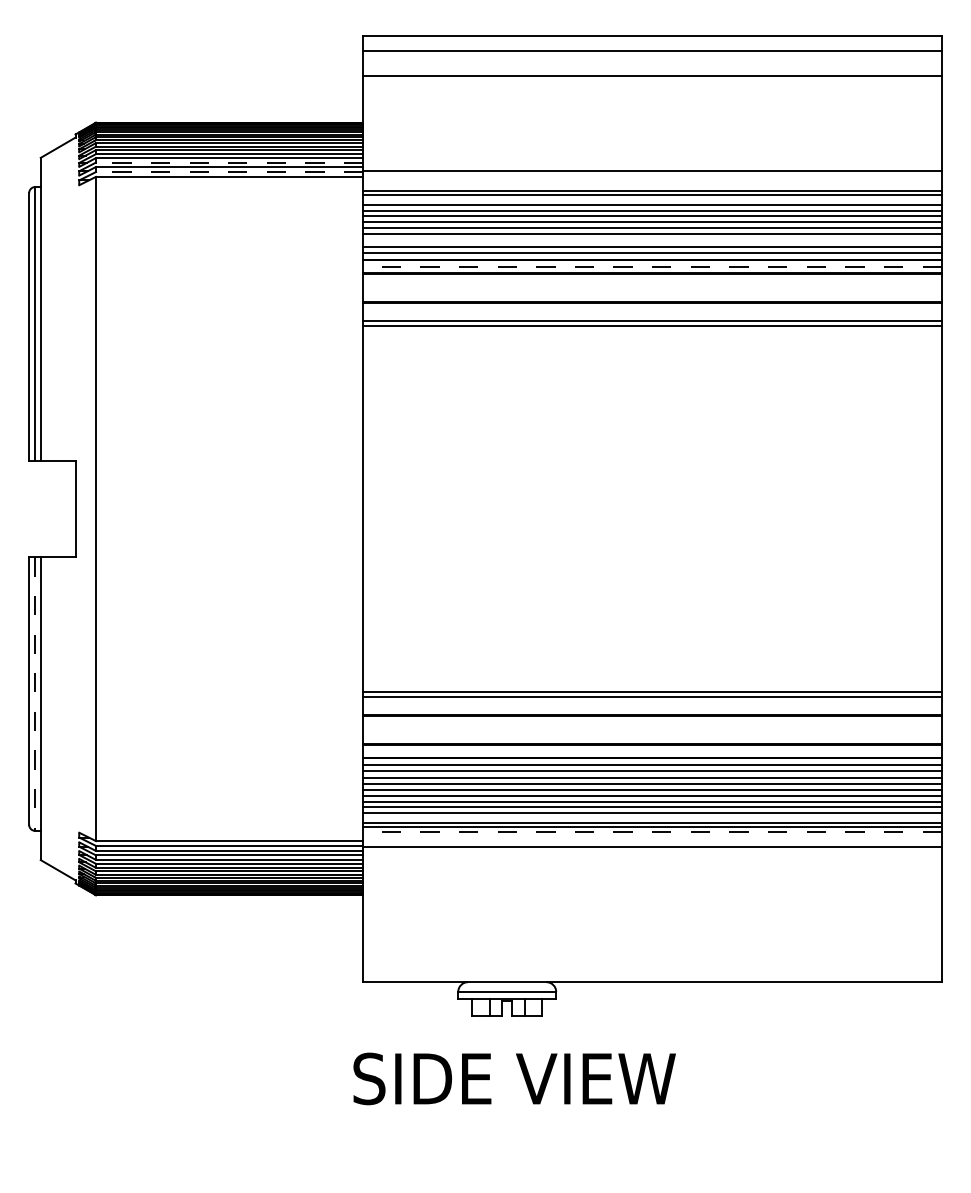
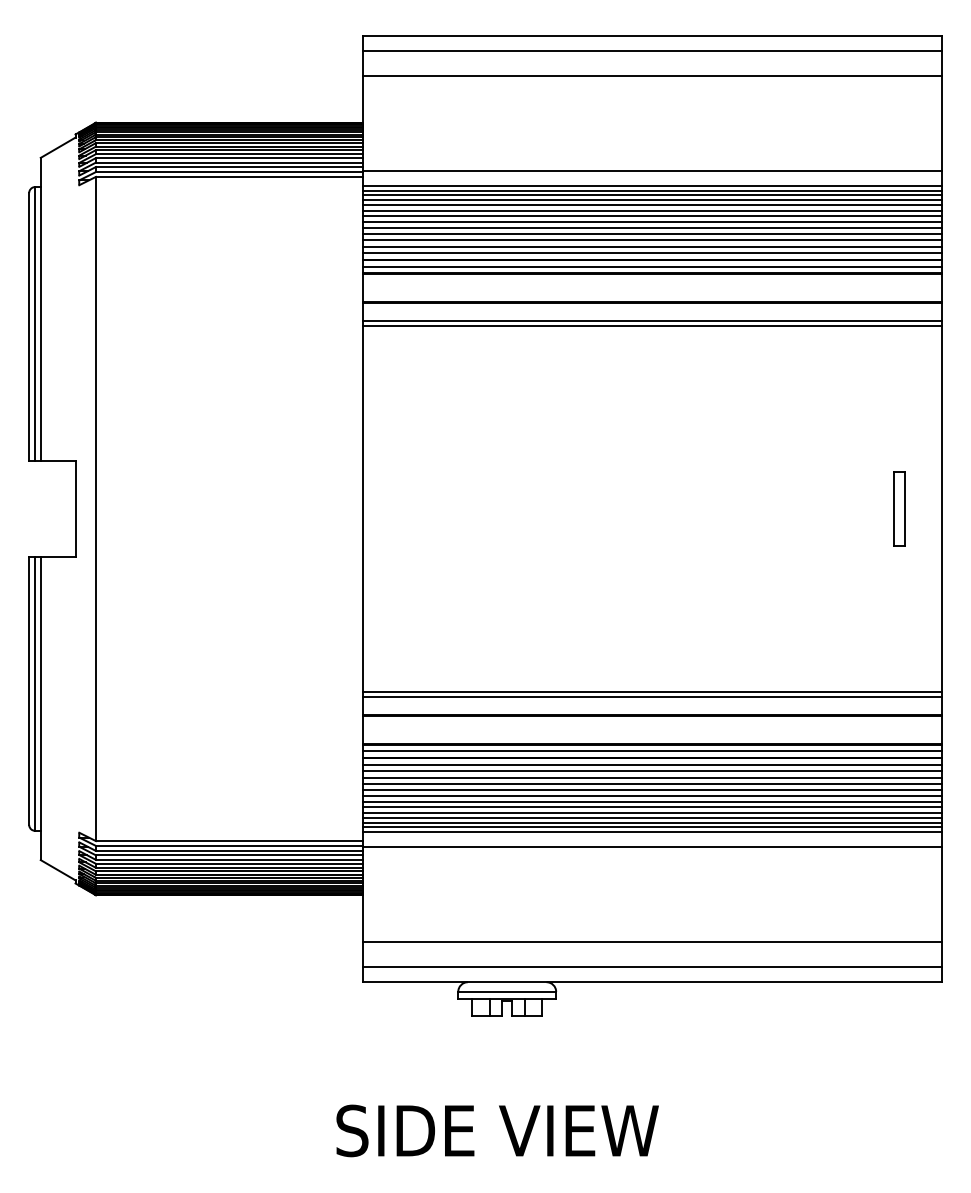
line: dashed -> solid (229, 162)
line: dashed -> solid (229, 172)
line: none -> present (652, 186)
line: none -> present (652, 200)
line: none -> present (652, 240)
line: dashed -> solid (652, 267)
part: none -> present (899, 508)
line: dashed -> solid (34, 694)
line: none -> present (652, 750)
line: none -> present (652, 817)
line: dashed -> solid (652, 831)
line: none -> present (652, 941)
line: none -> present (652, 966)
text position: (514, 1078) -> (497, 1130) (497, 1130)
